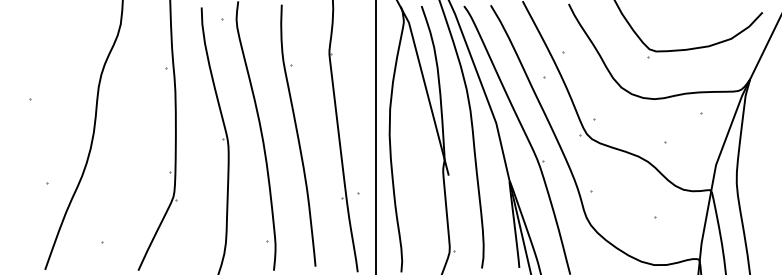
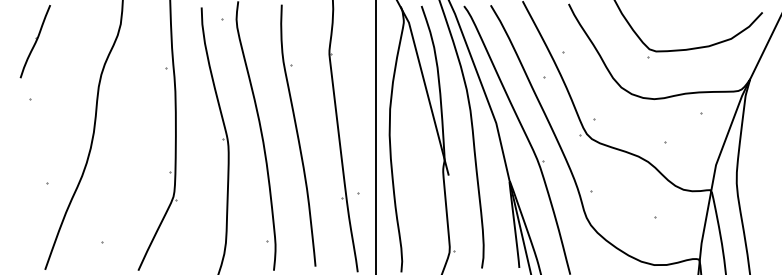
part: none -> present (34, 41)
